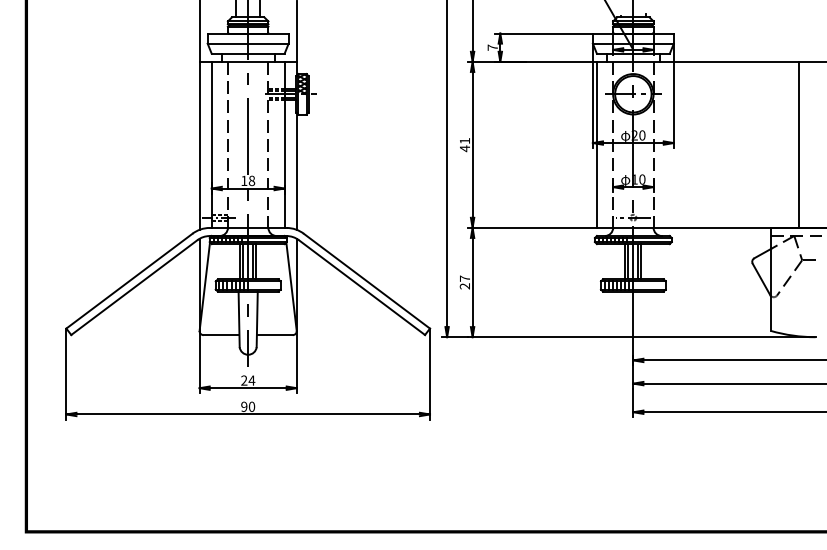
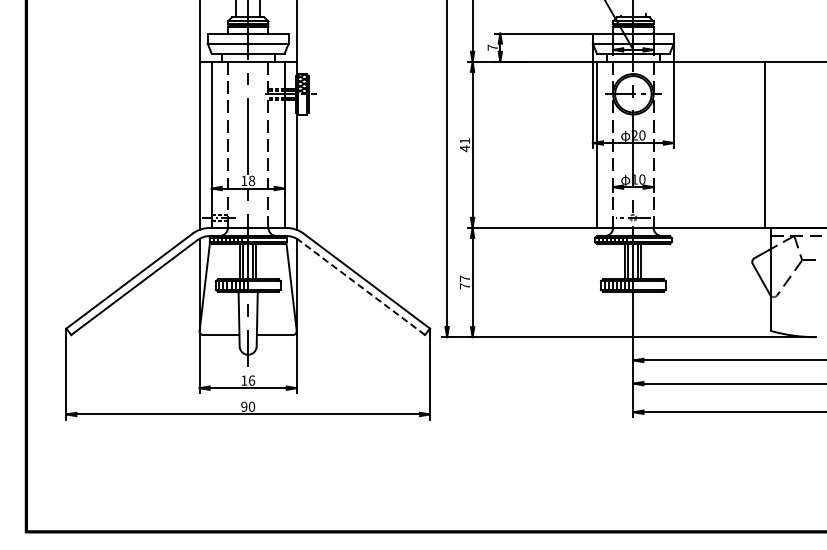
line position: (799, 144) -> (765, 144) (765, 144)
text: 27 -> 77 (464, 286)
line: solid -> dashed (362, 287)
text: 24 -> 16 (248, 380)
